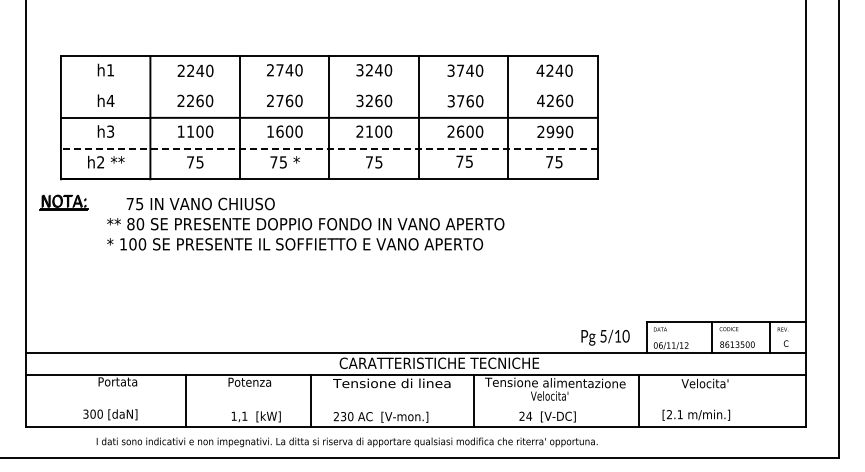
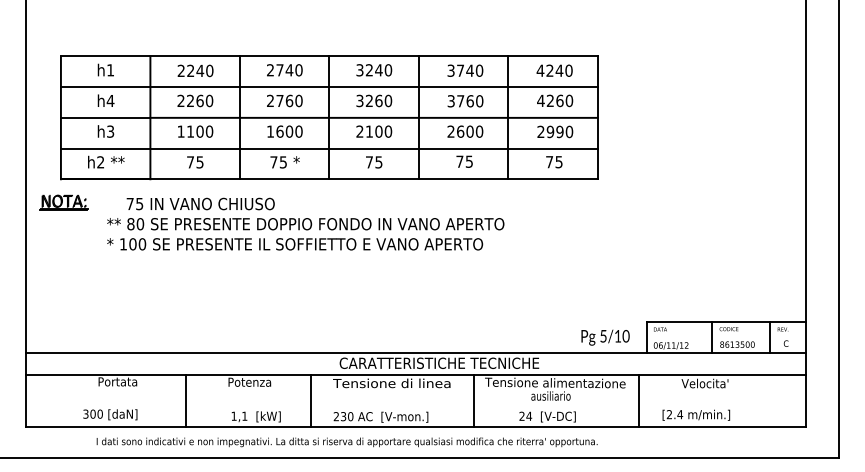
line: none -> present (328, 87)
line: dashed -> solid (328, 148)
text: Velocita' -> ausiliario (550, 395)
text: [2.1 -> [2.4 (680, 414)
